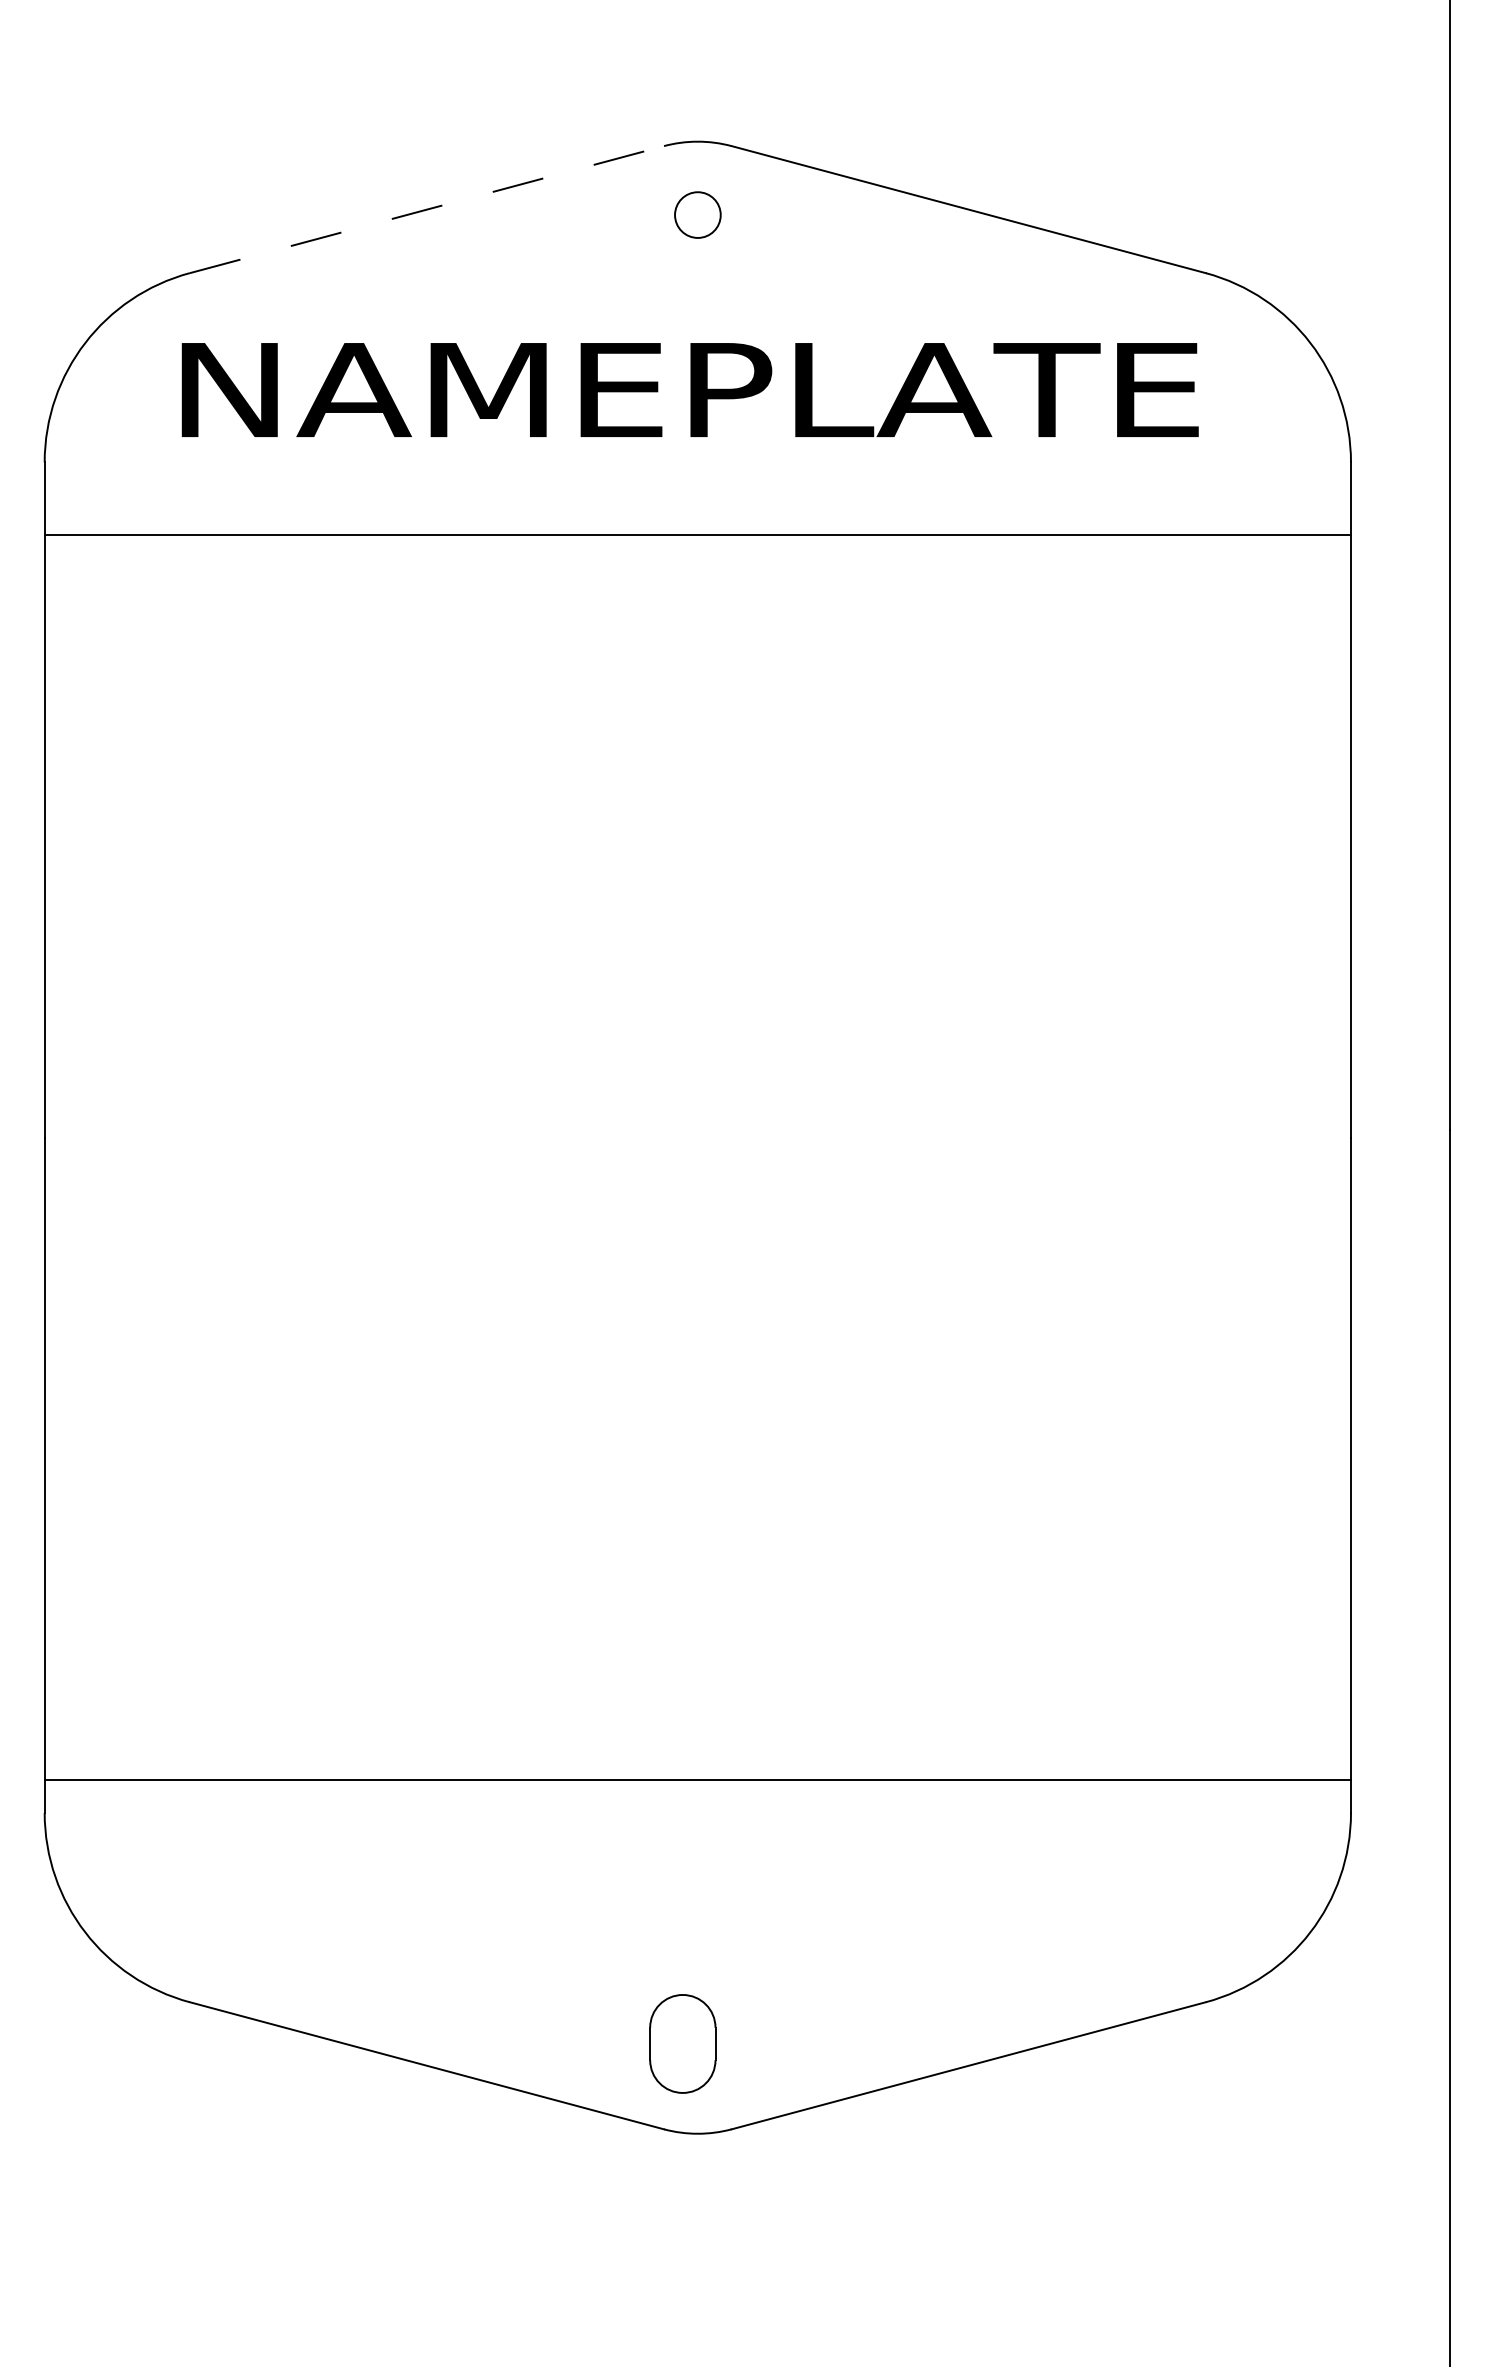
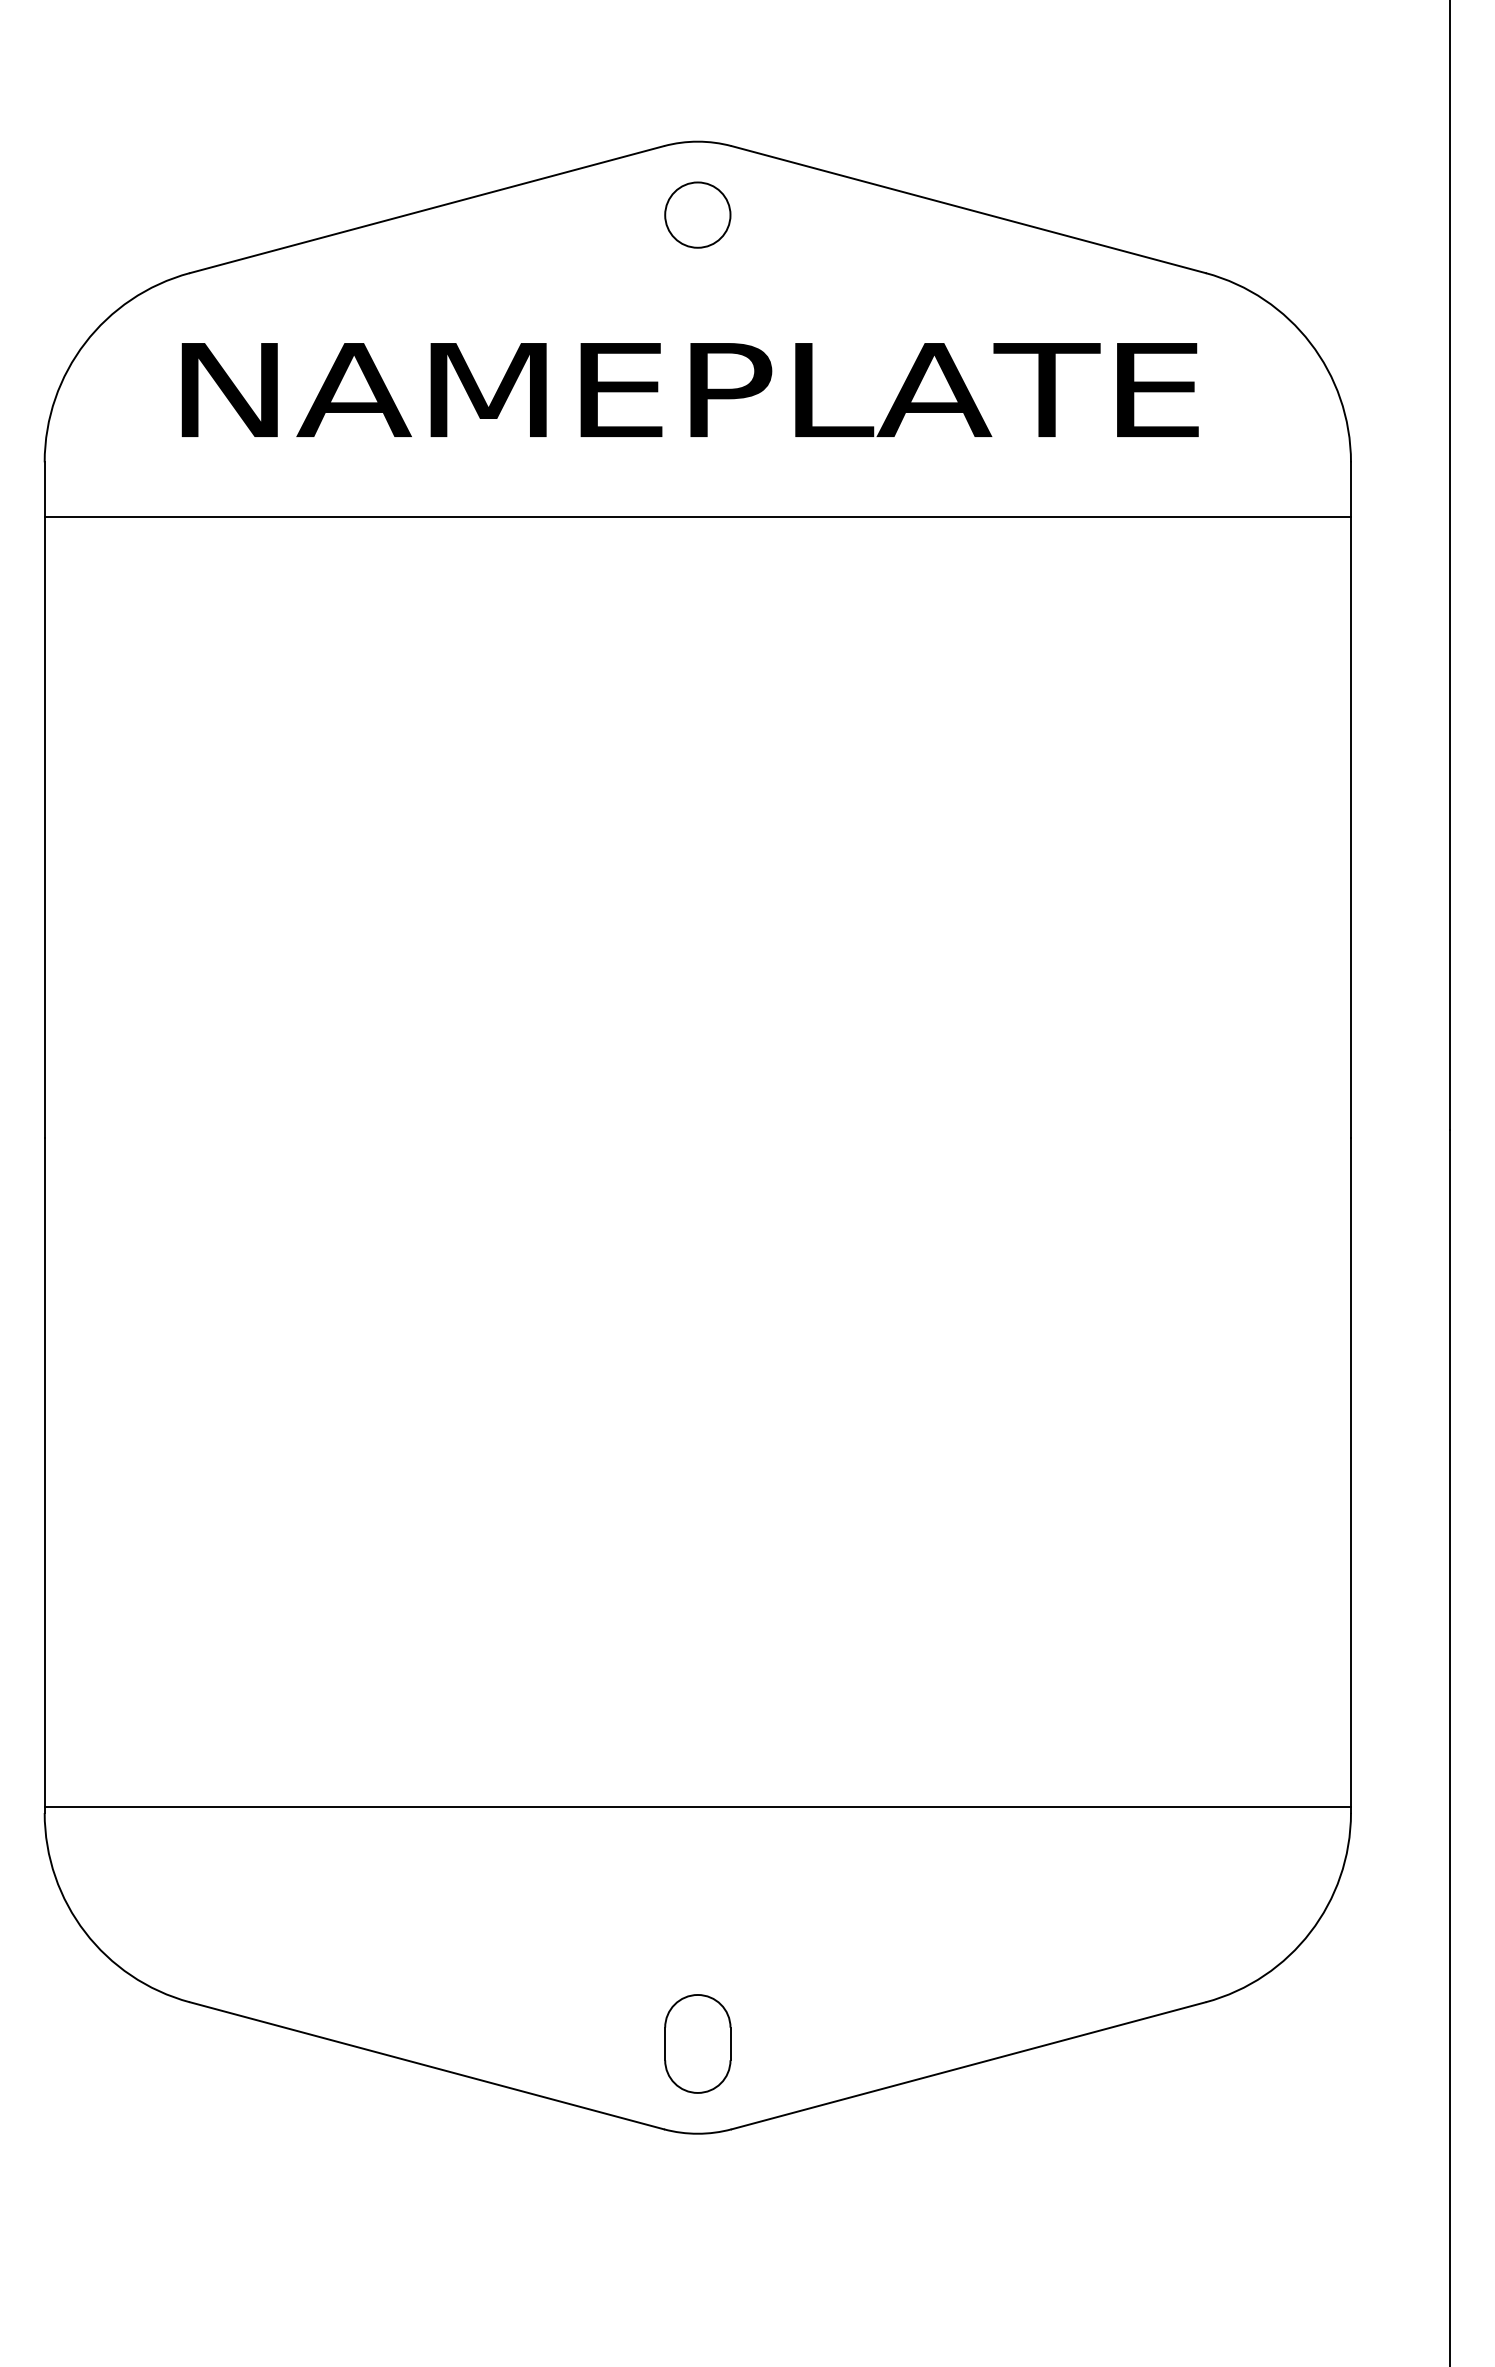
line: dashed -> solid (427, 209)
circle size: 48x48 px -> 68x68 px (697, 214)
line position: (697, 535) -> (697, 517) (697, 517)
line position: (697, 1780) -> (697, 1807) (697, 1807)
part position: (682, 2043) -> (697, 2043) (697, 2043)
